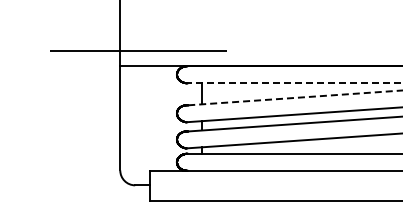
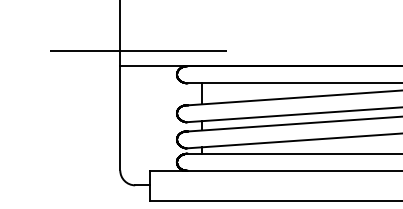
line: dashed -> solid (294, 83)
line: dashed -> solid (295, 97)
